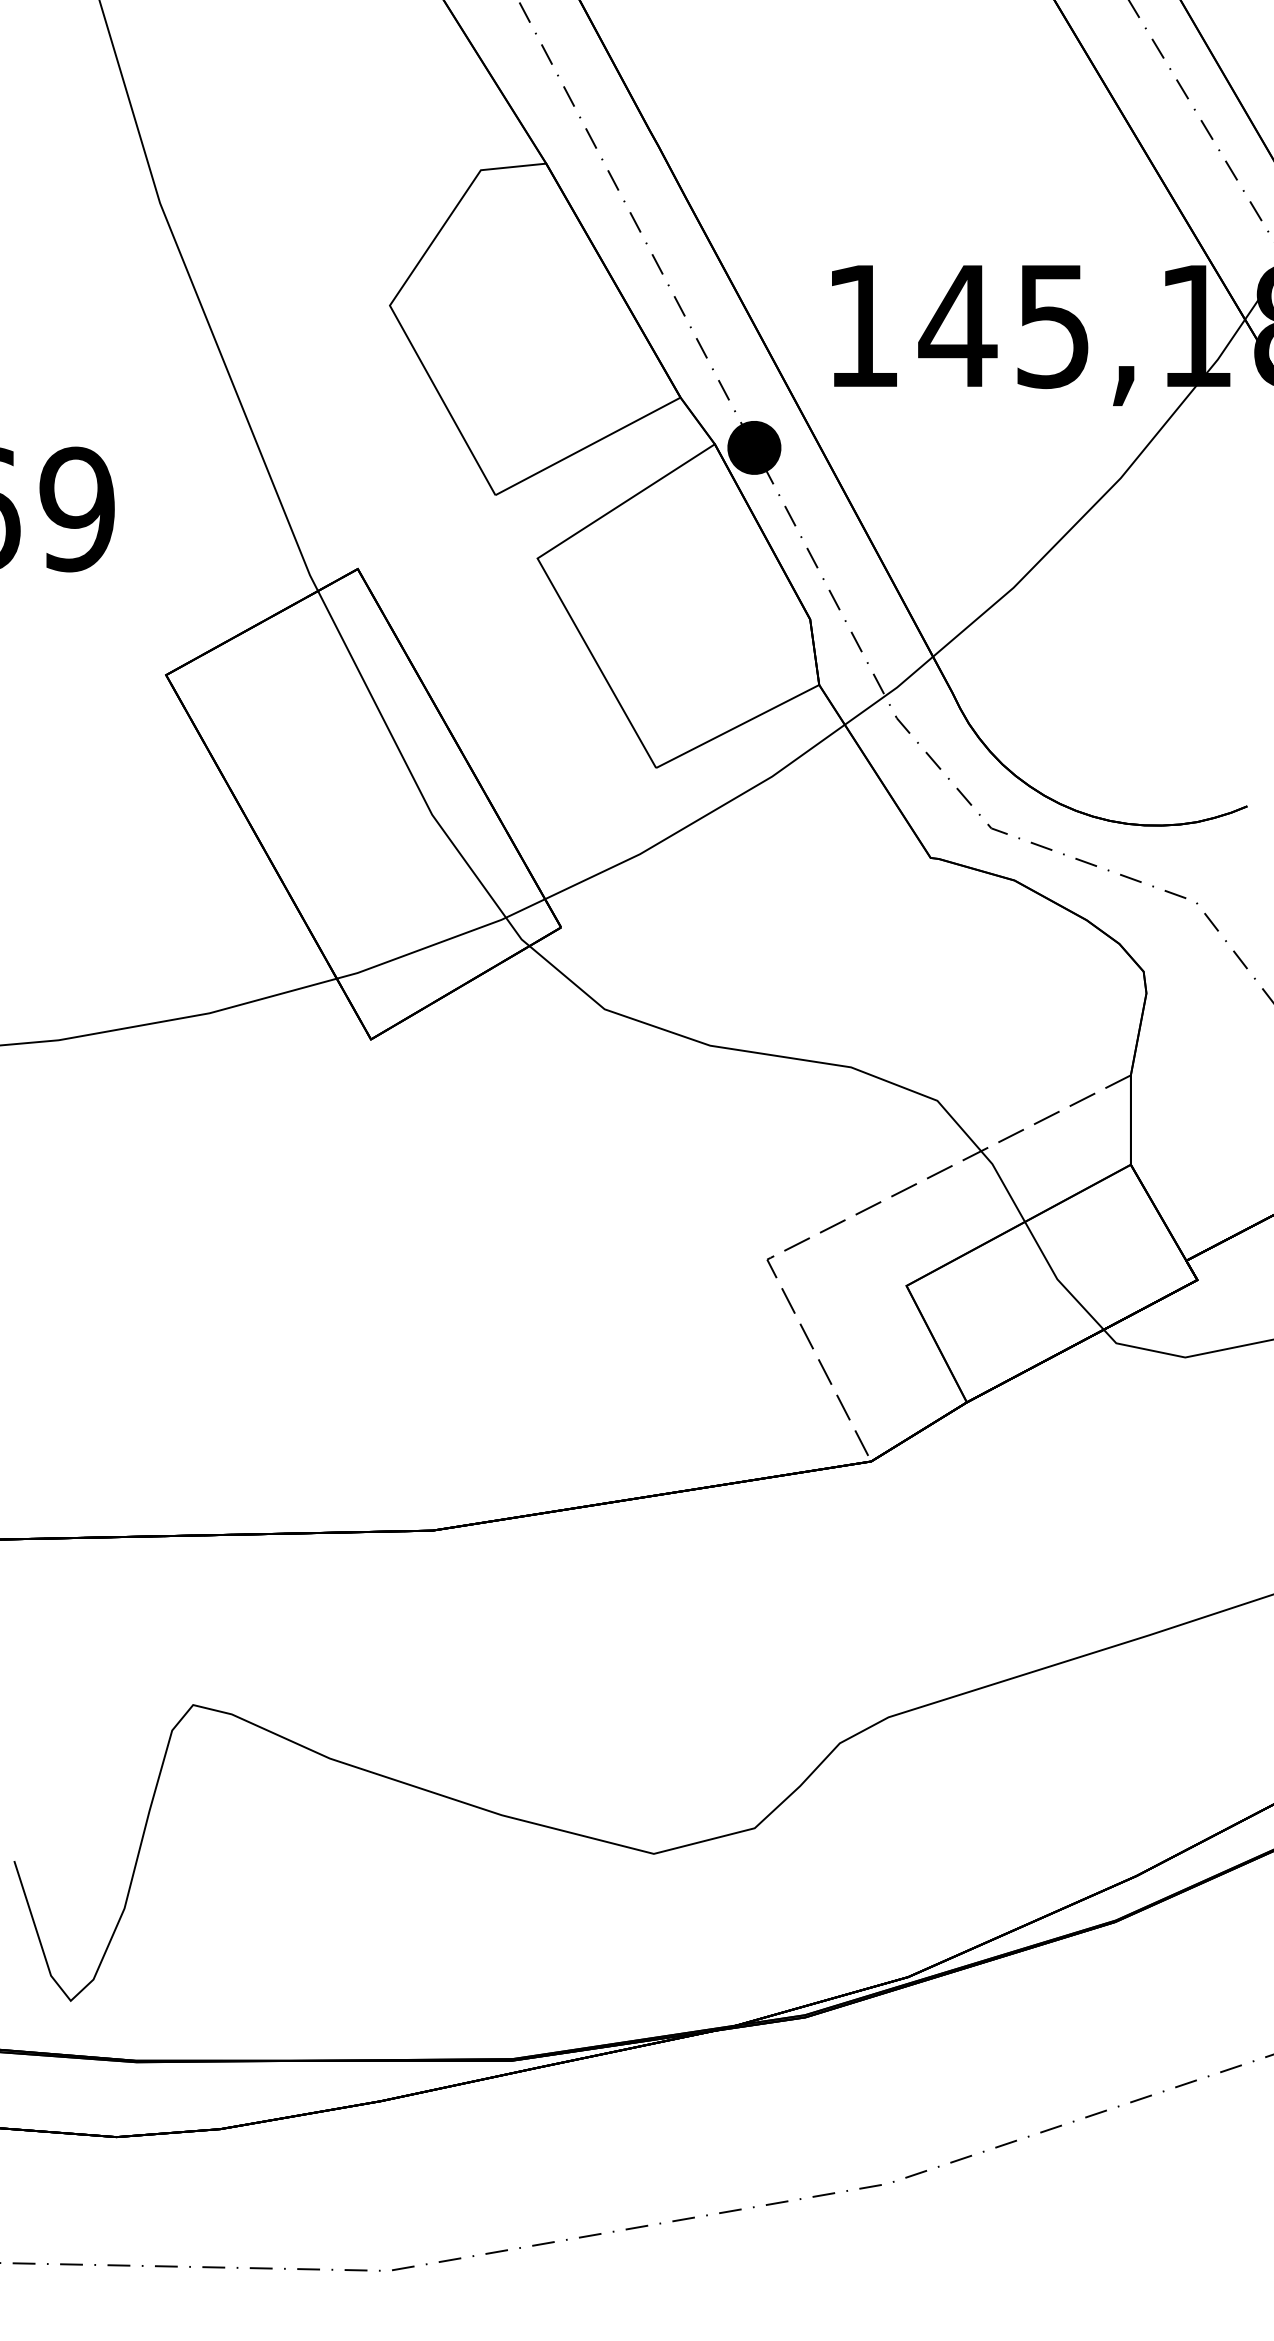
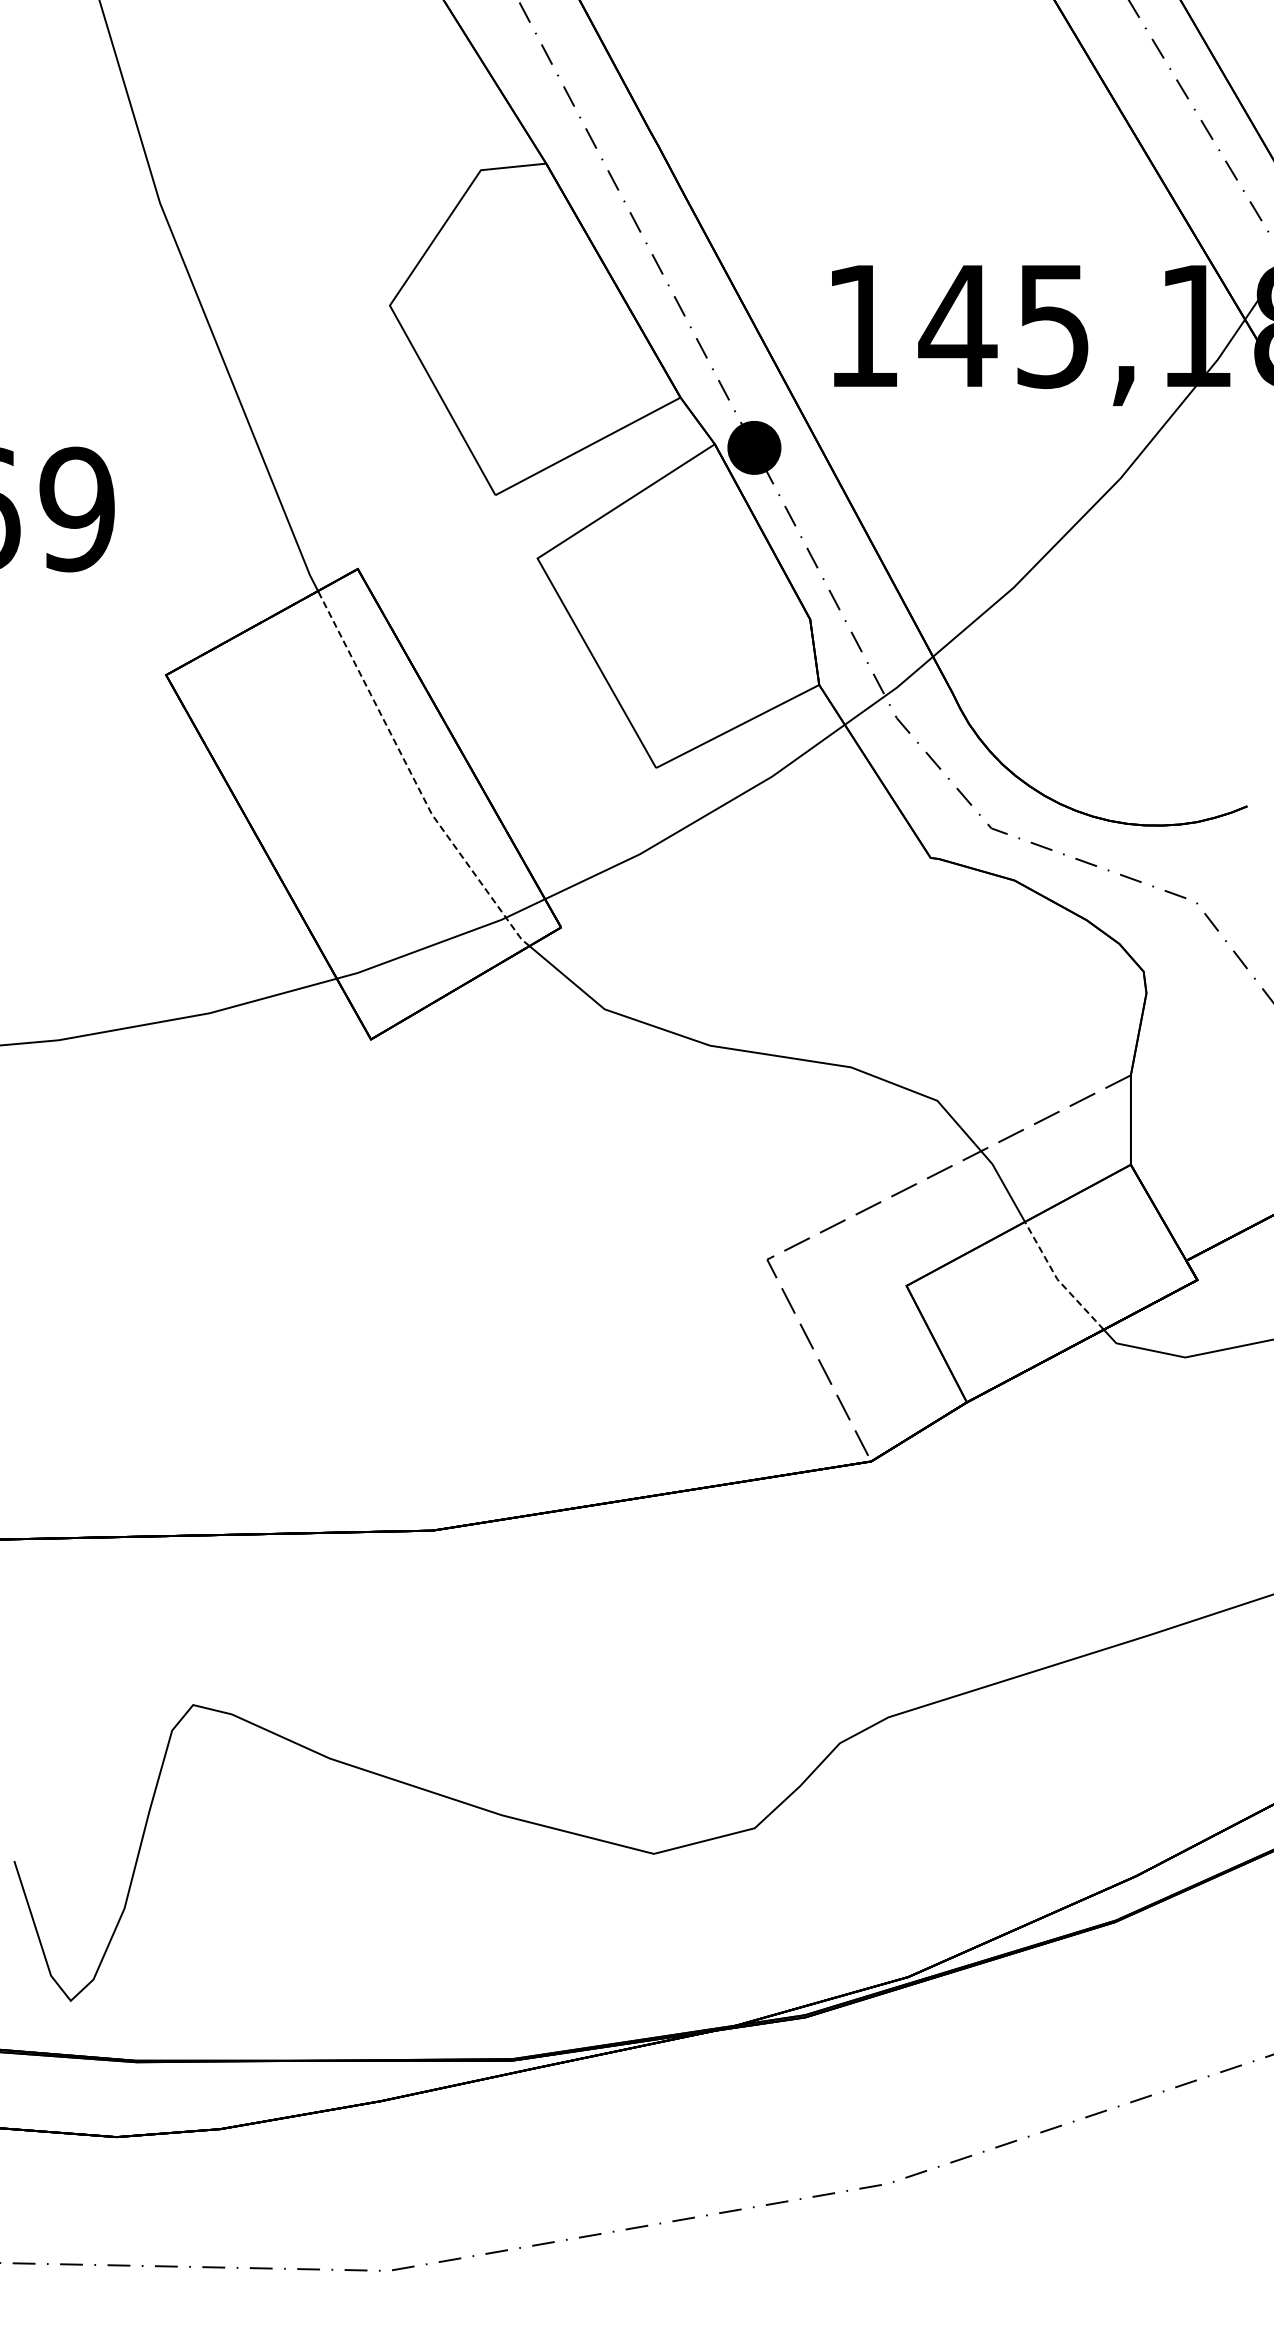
line: solid -> dashed (412, 776)
line: solid -> dashed (1058, 1280)
